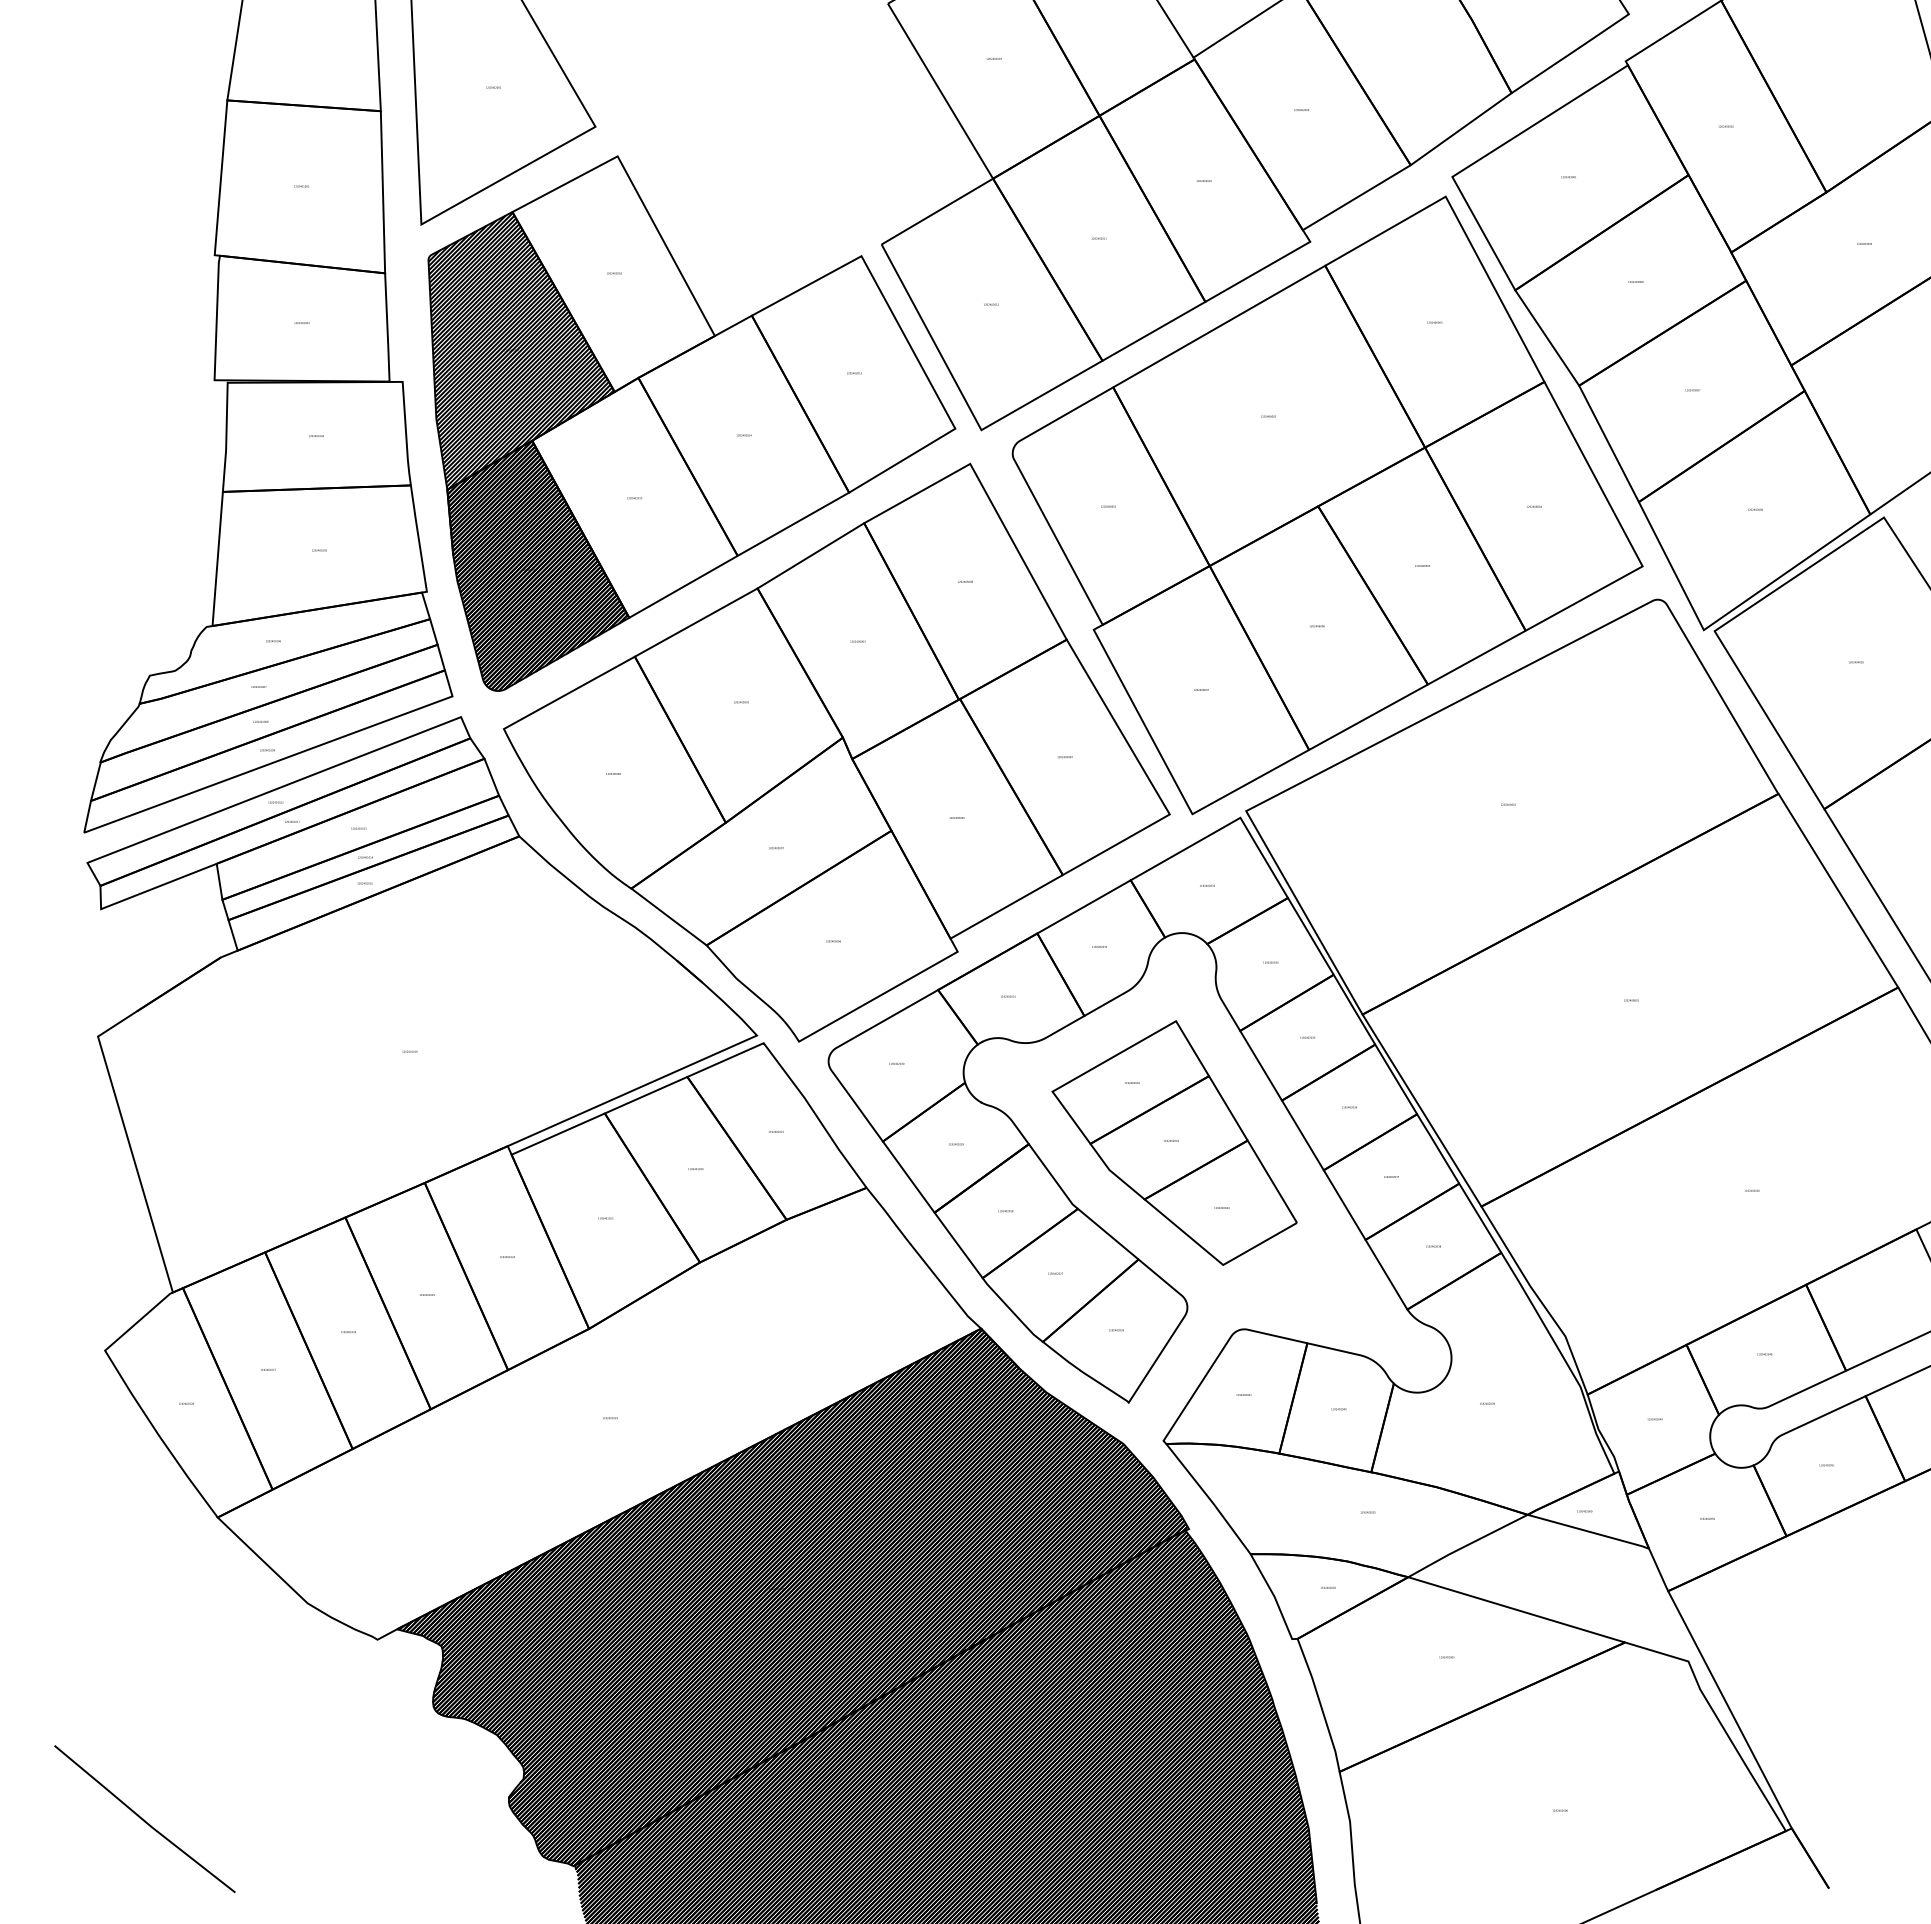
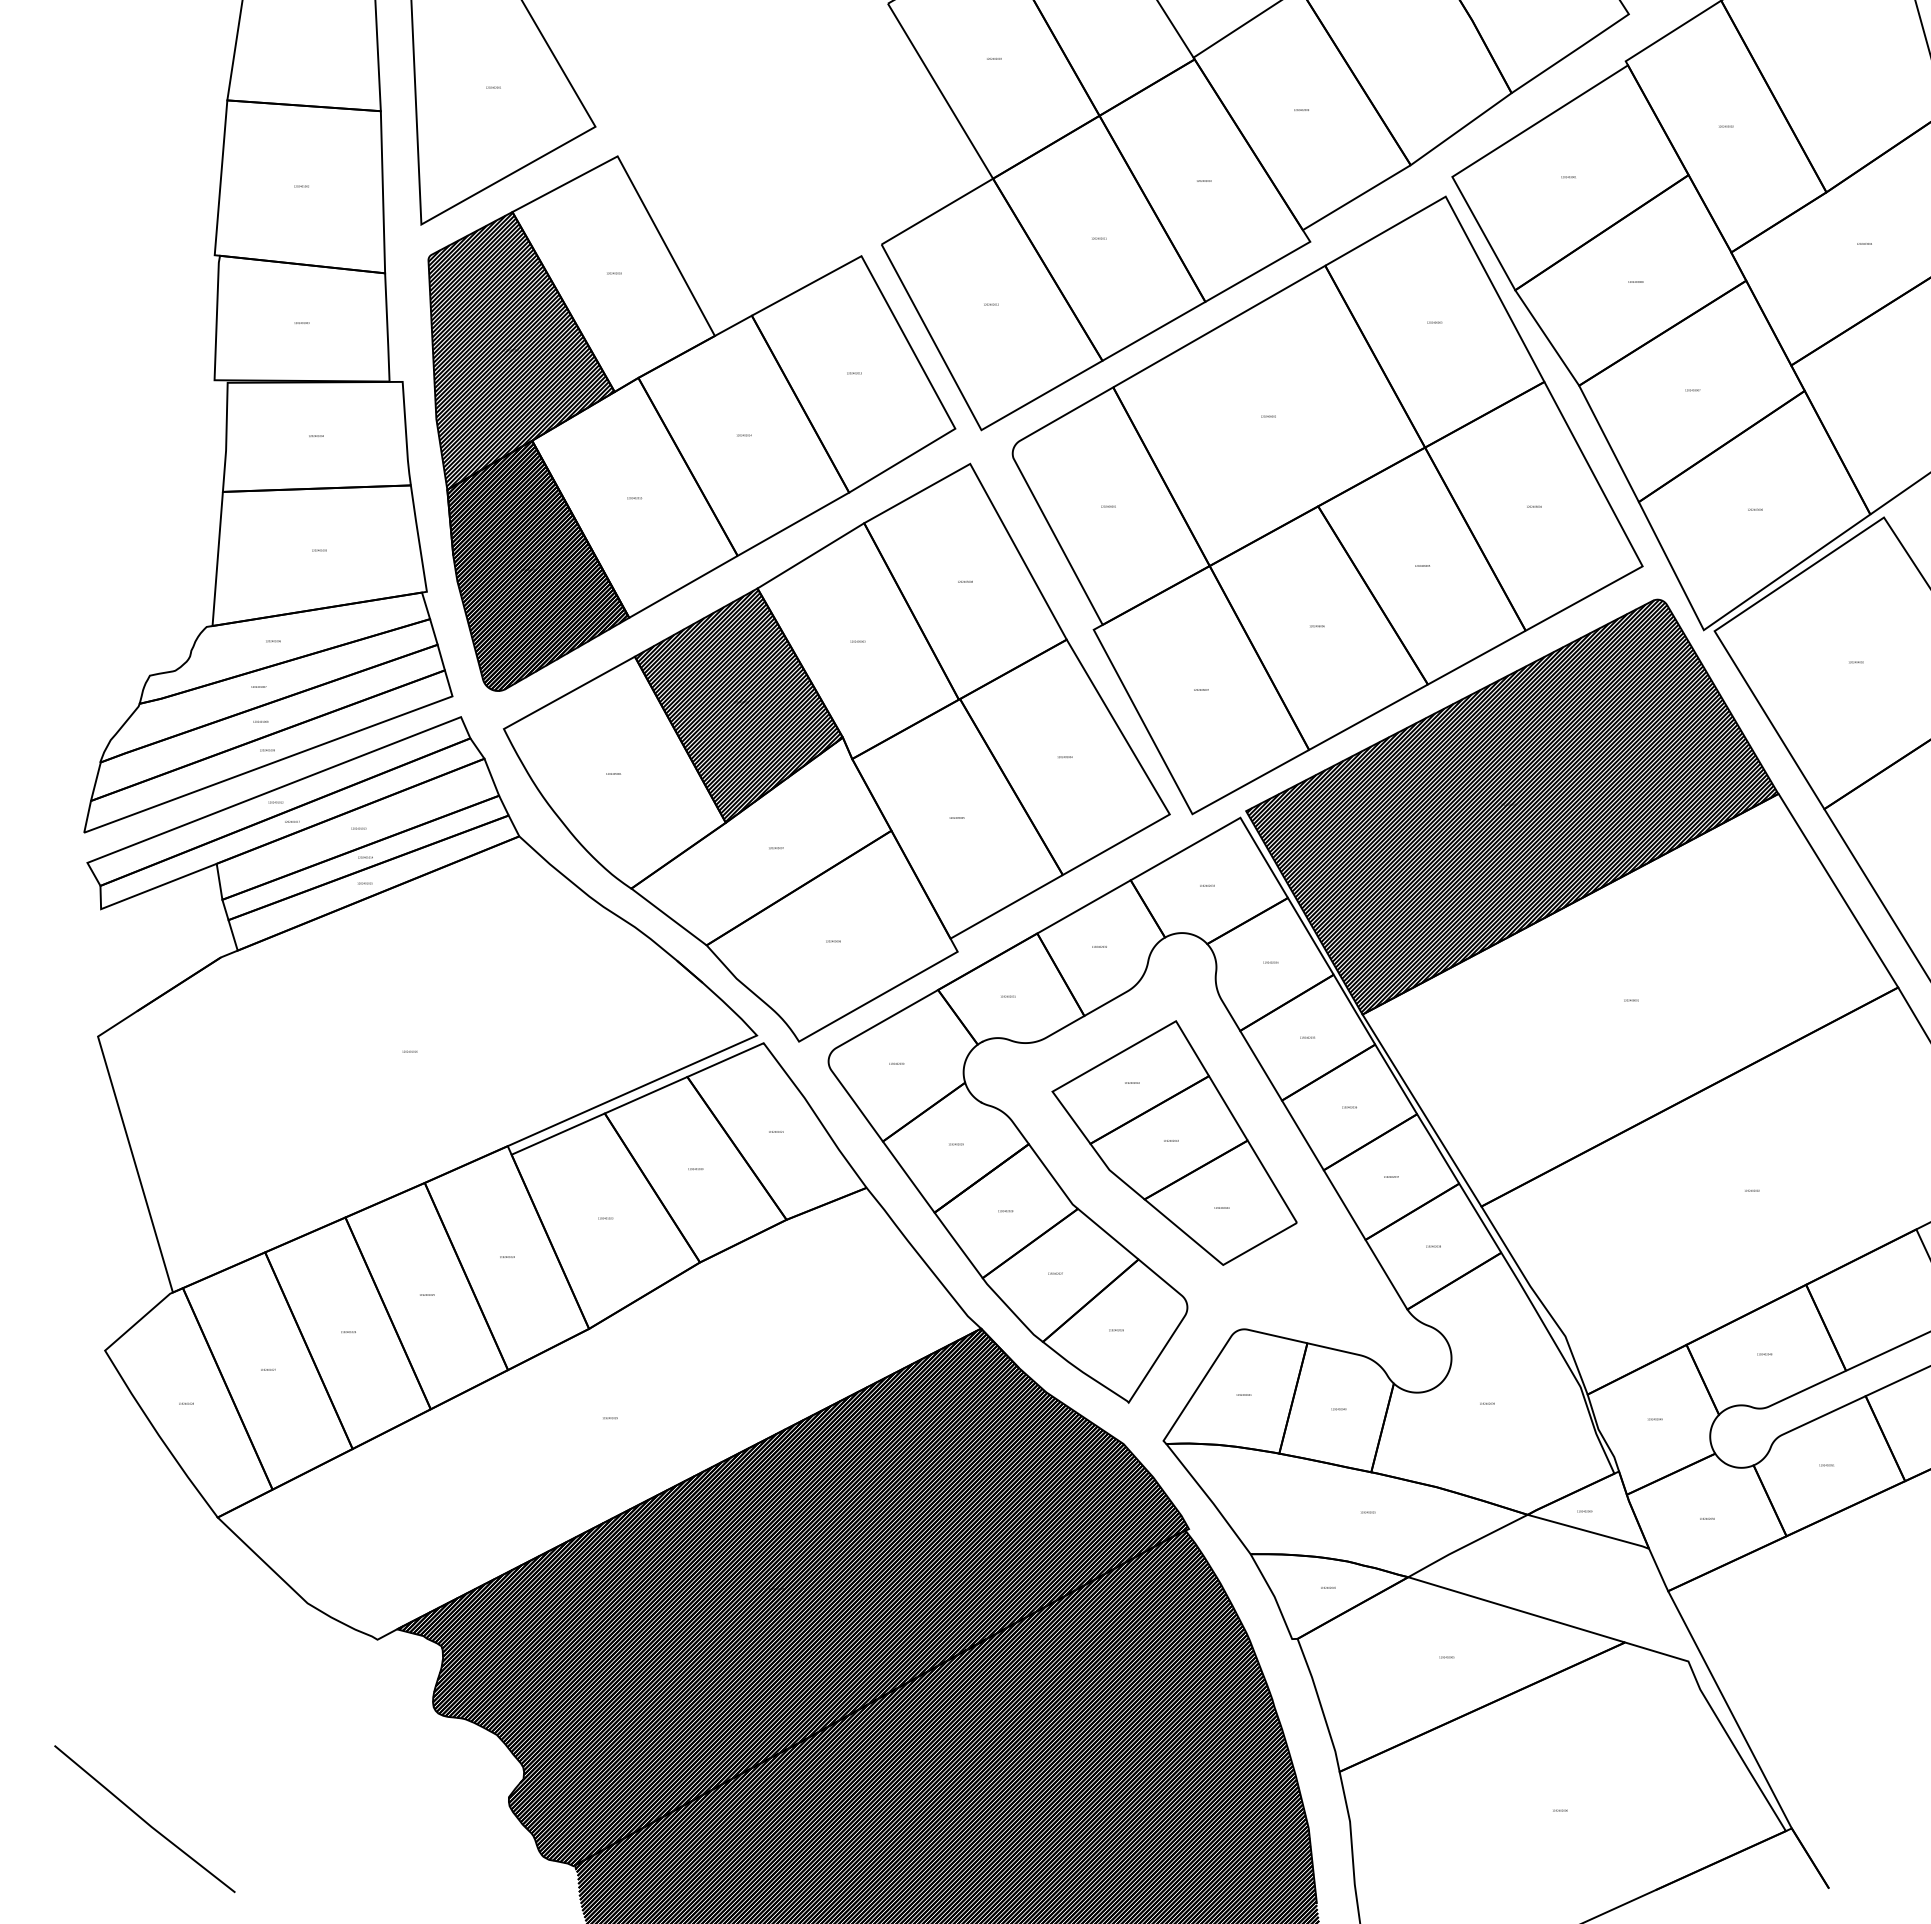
hatch: none -> present (739, 706)
hatch: none -> present (1511, 806)
